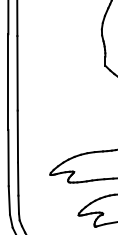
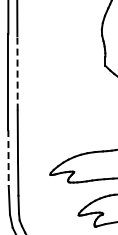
line: solid -> dashed (17, 72)
line: solid -> dashed (8, 158)
